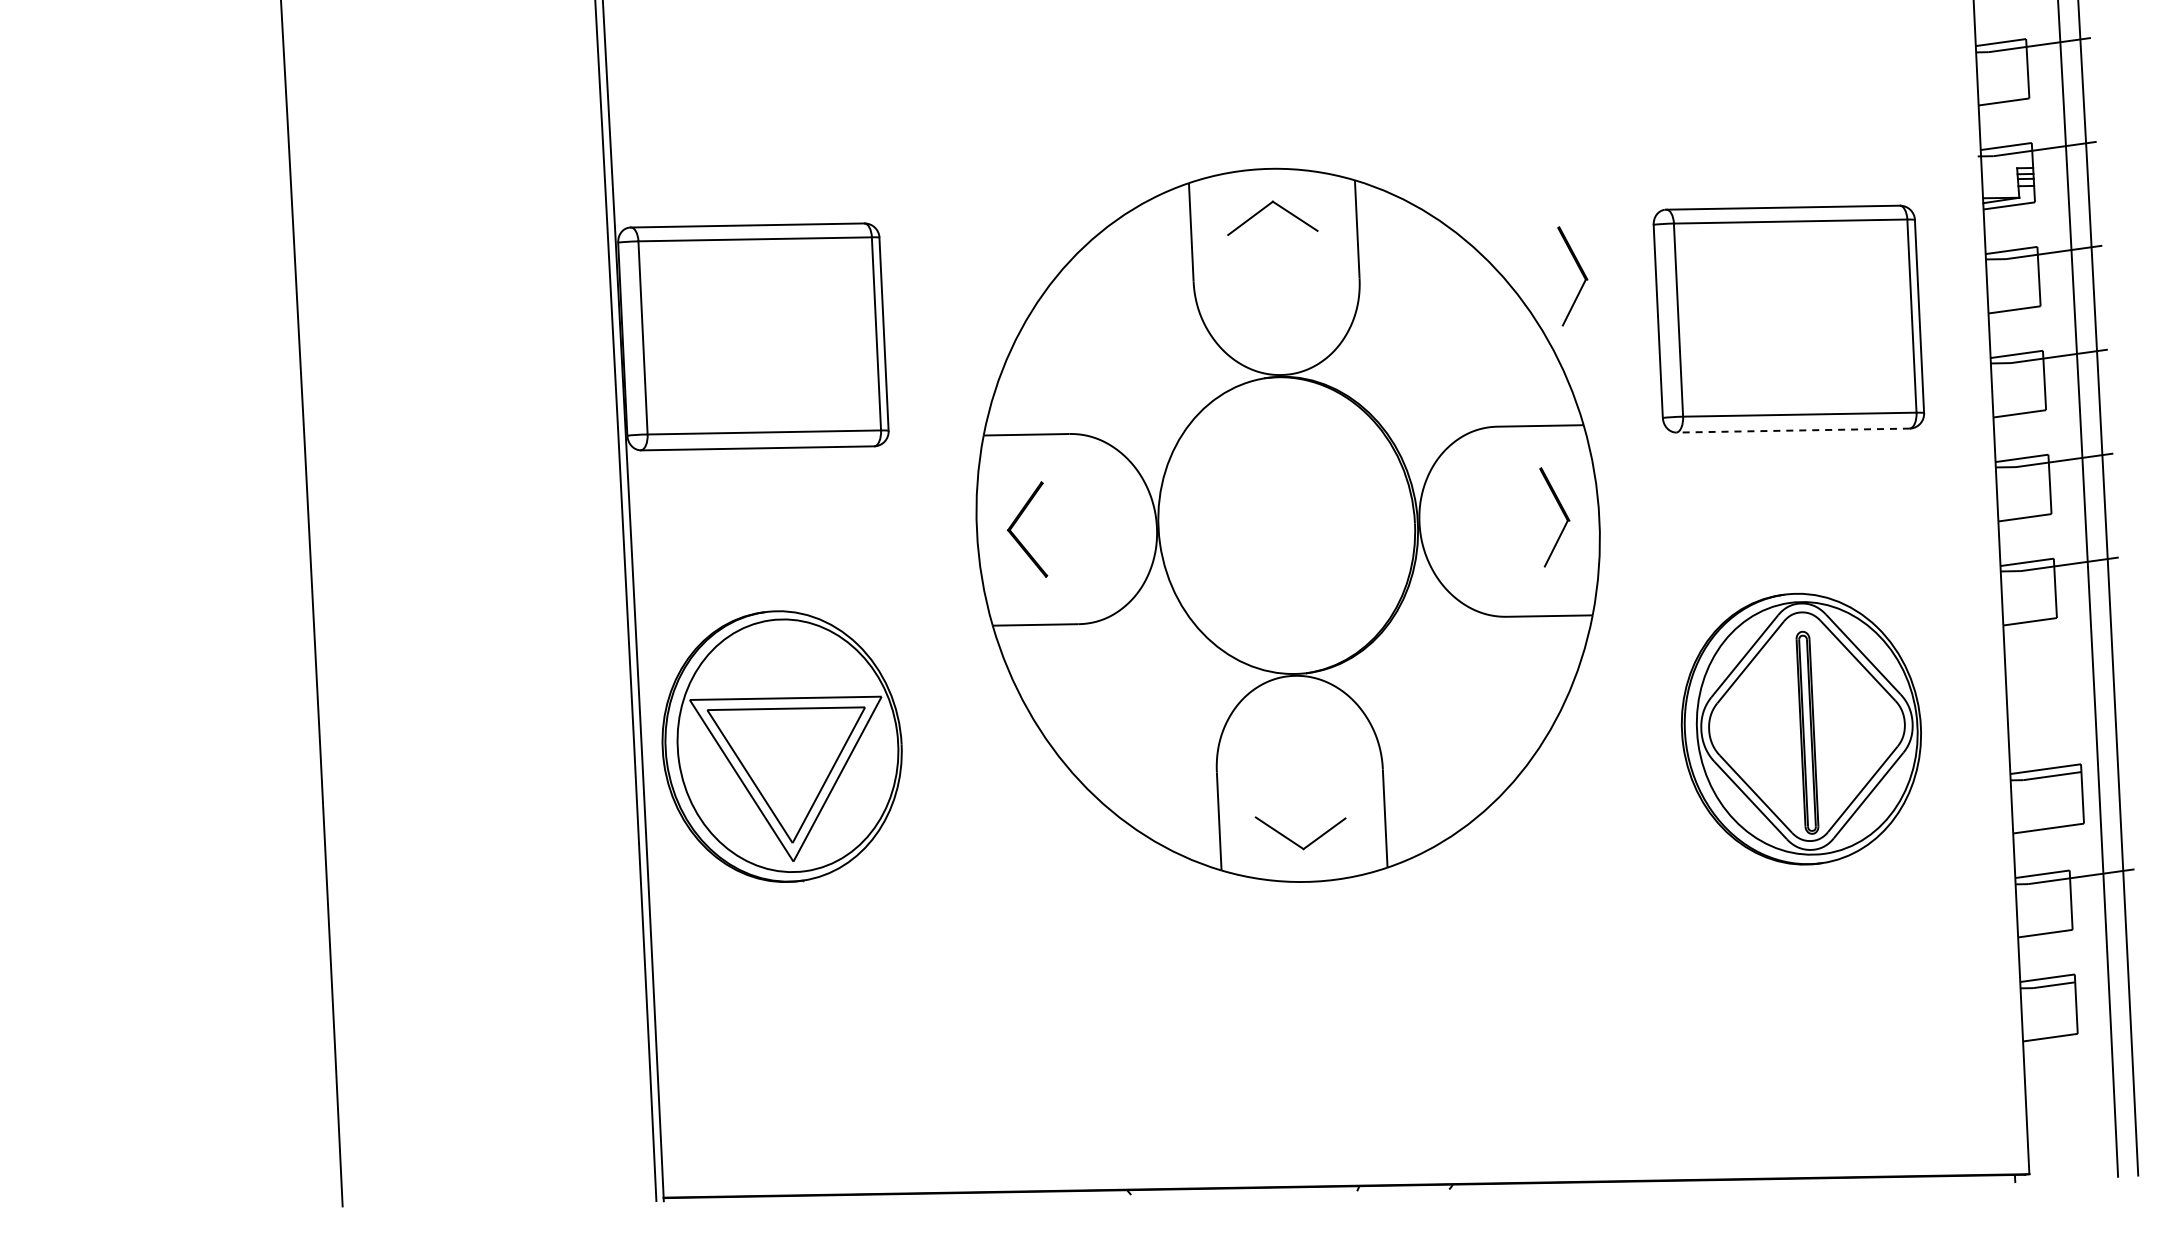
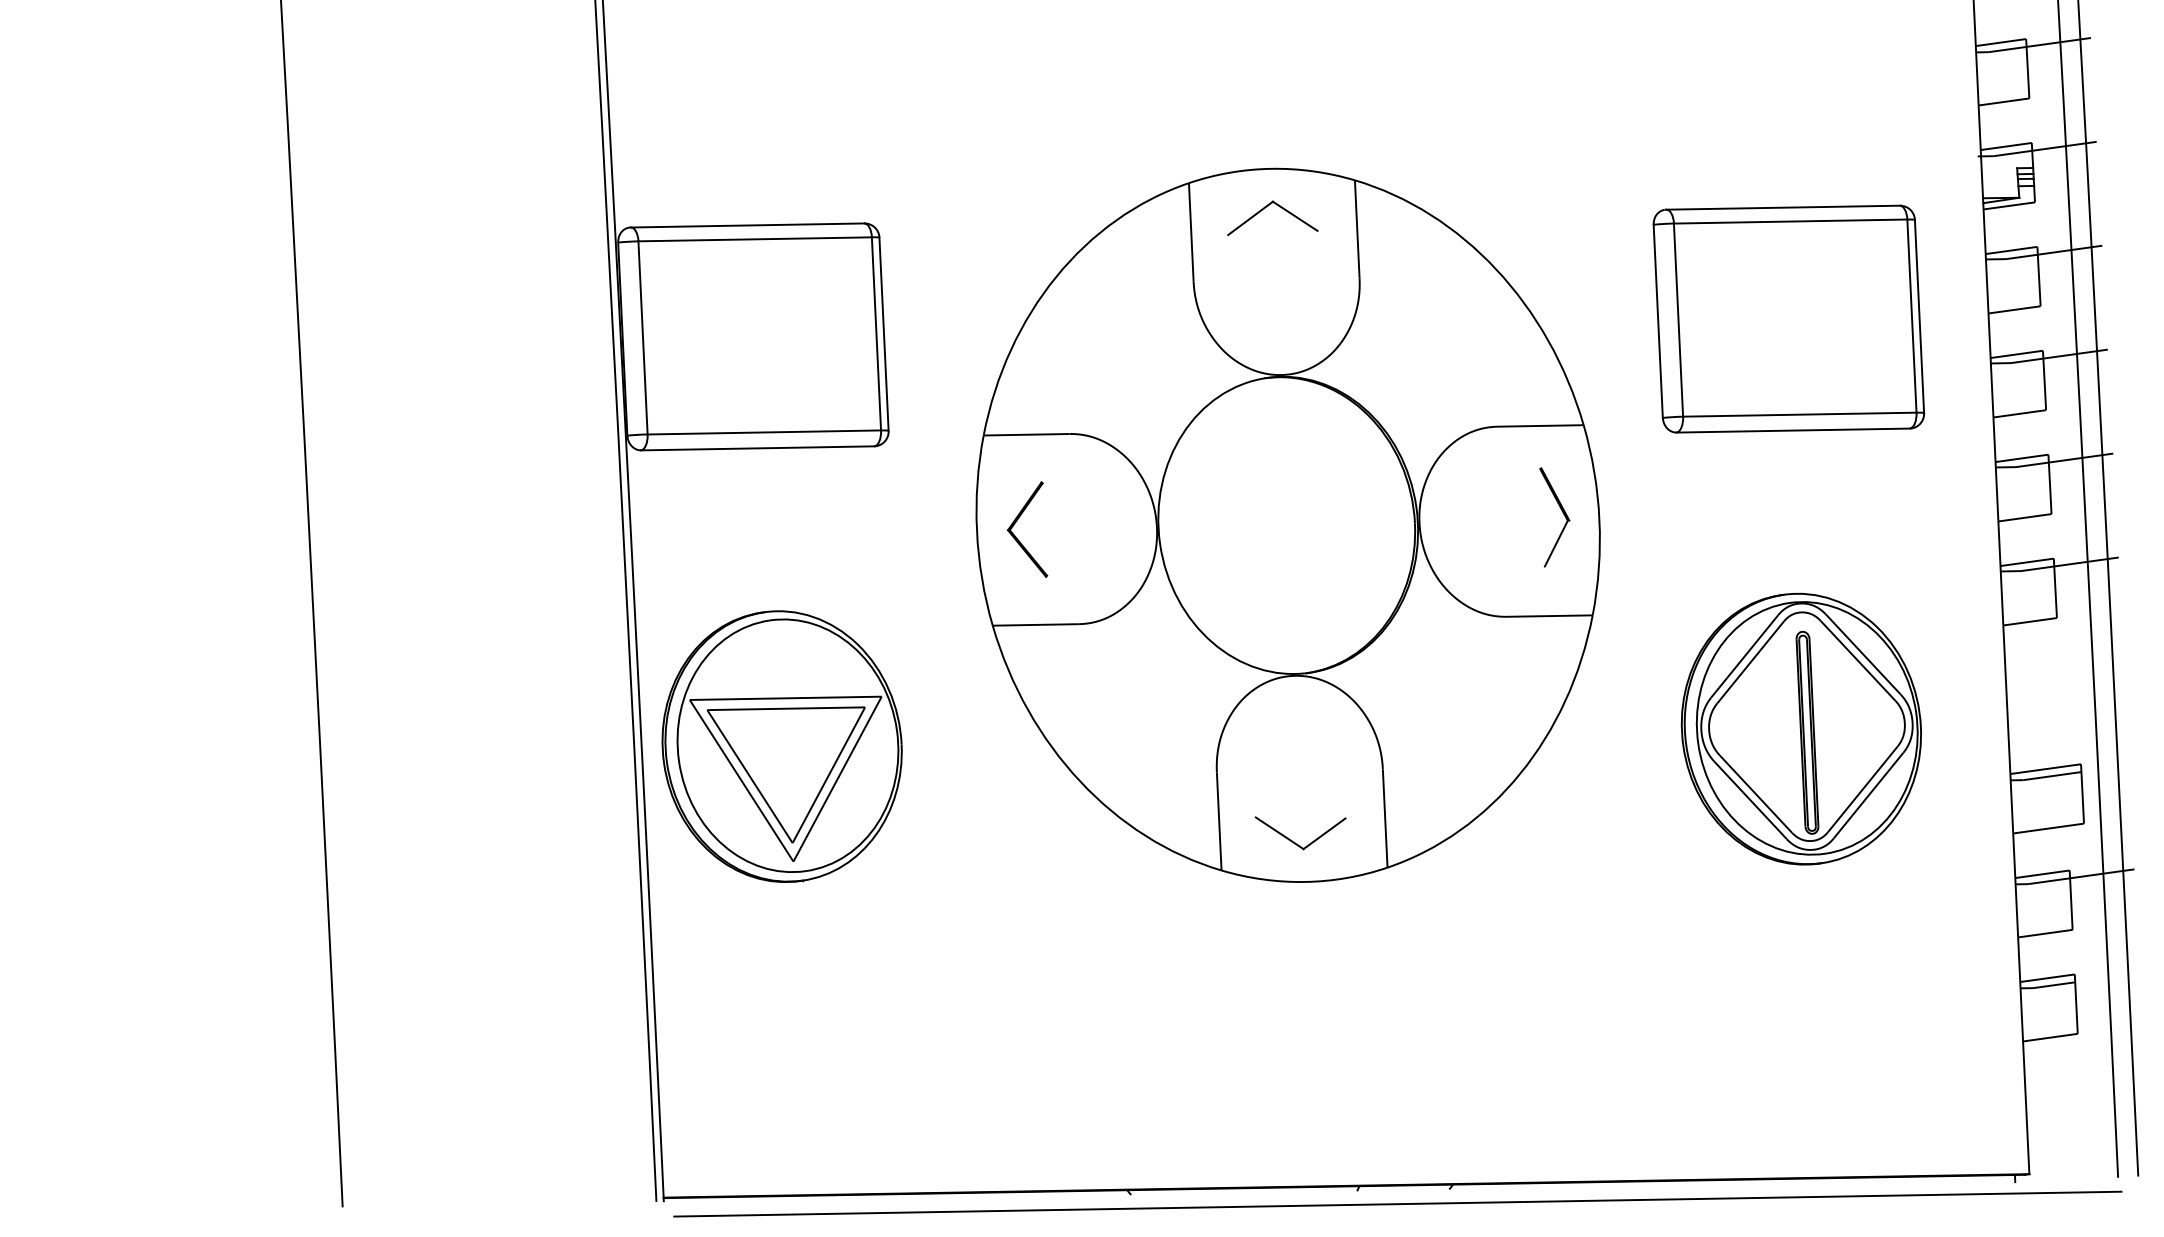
part: present -> none (1579, 270)
line: dashed -> solid (1793, 430)
line: none -> present (1397, 1203)
